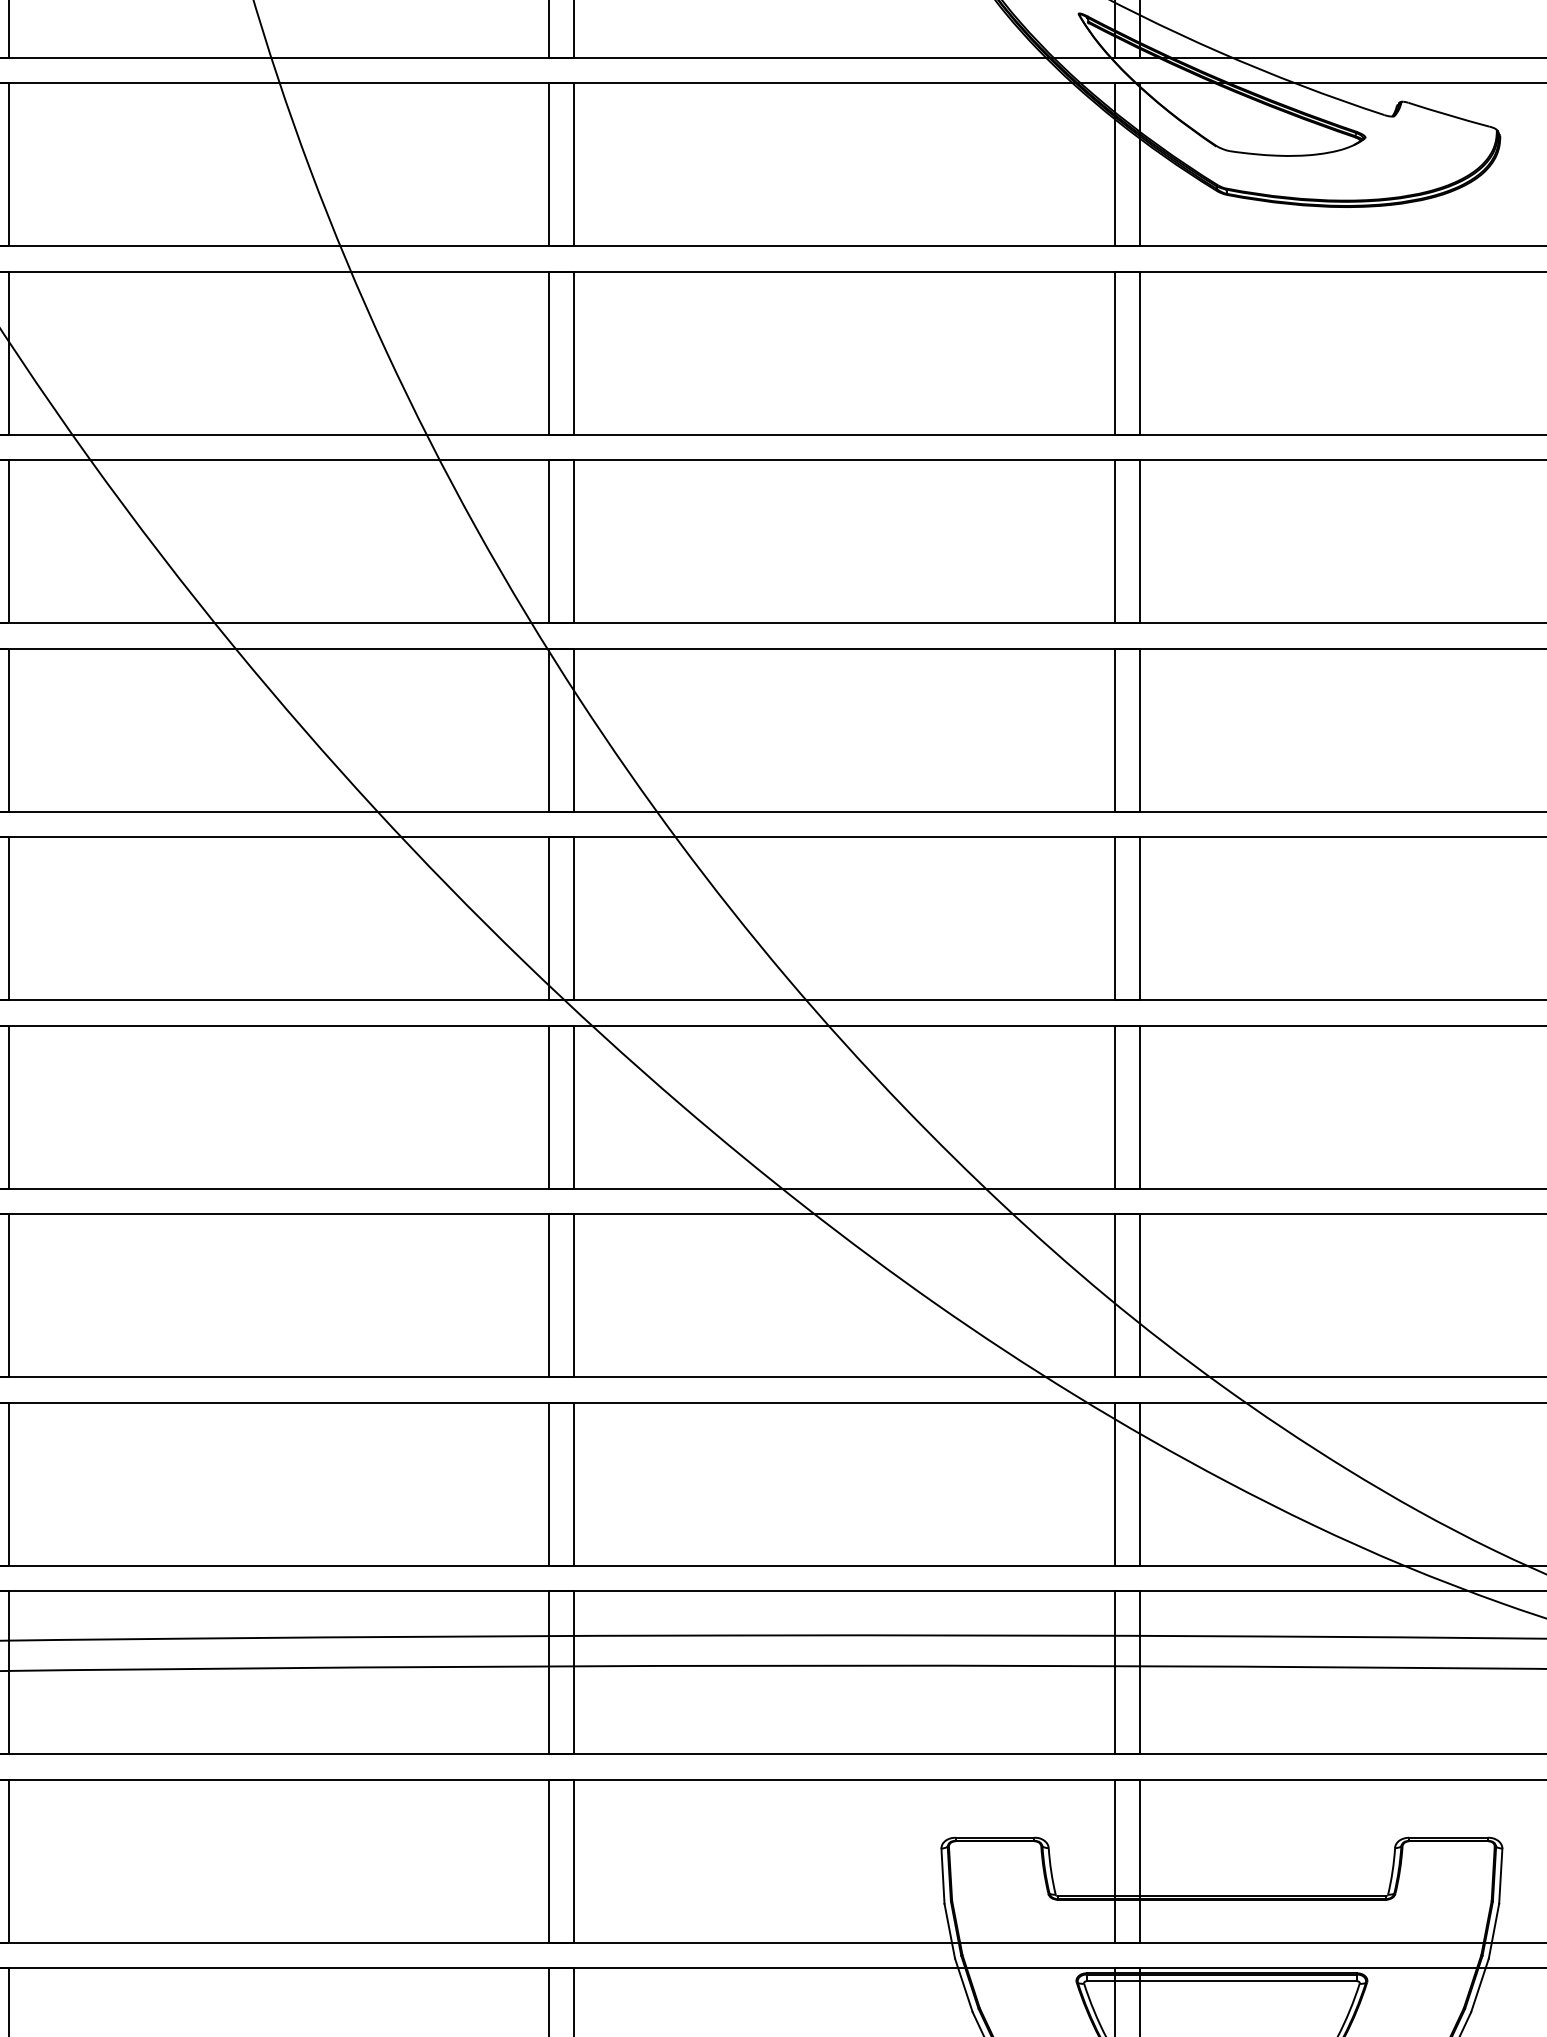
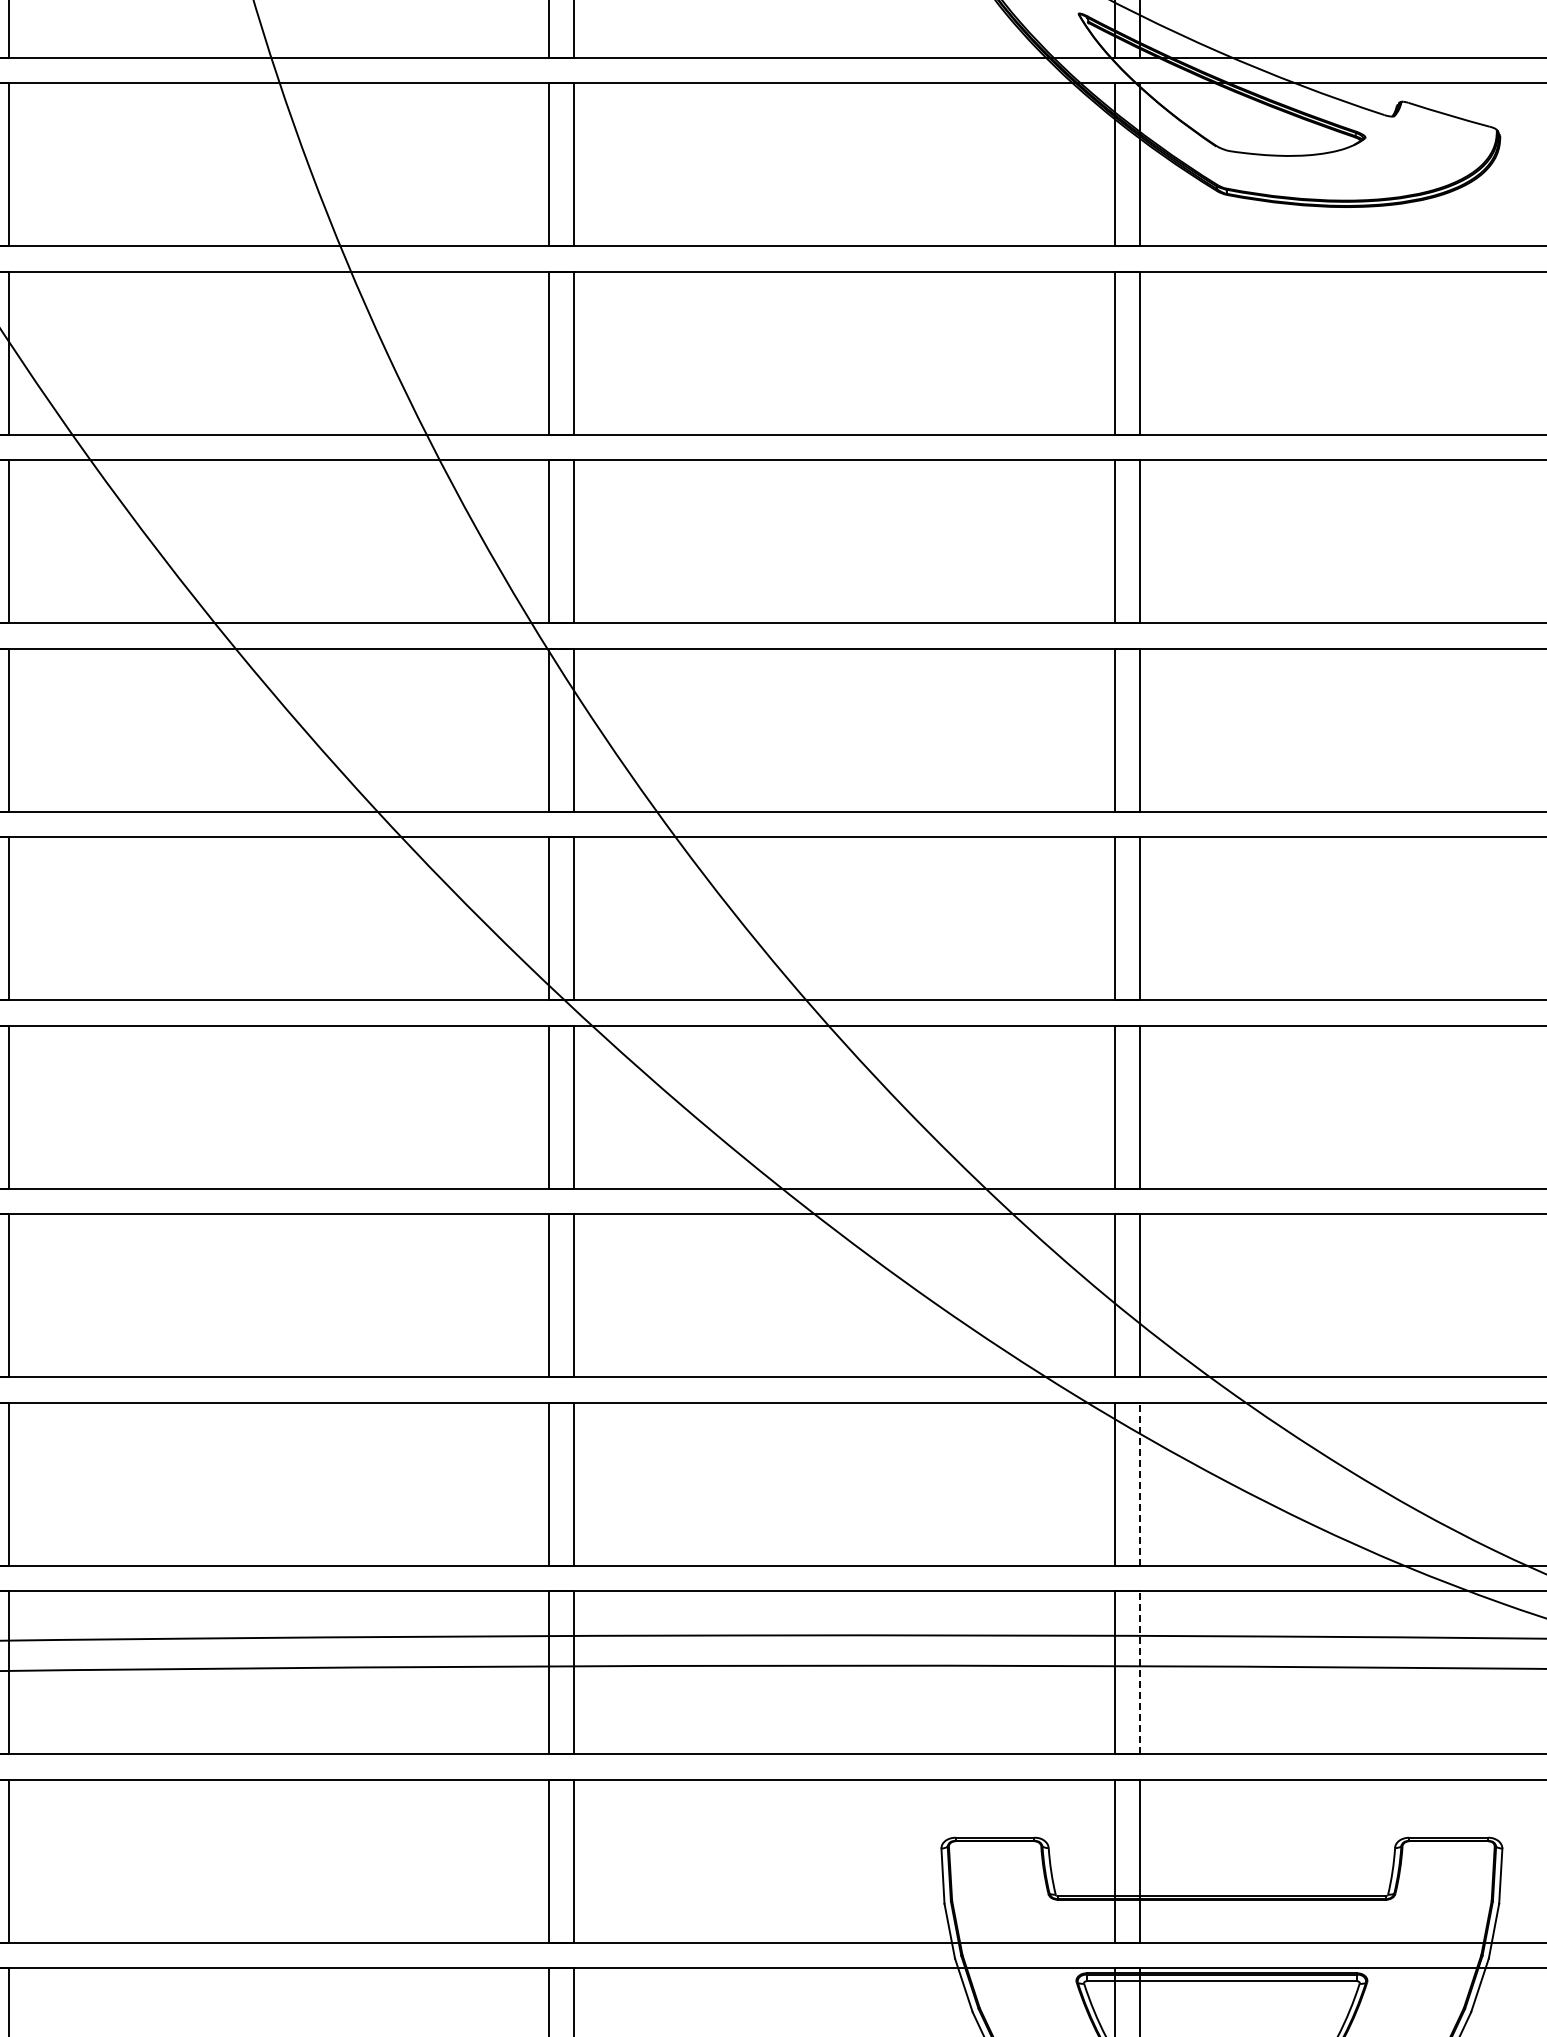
line: solid -> dashed (1139, 1484)
line: solid -> dashed (1139, 1672)
